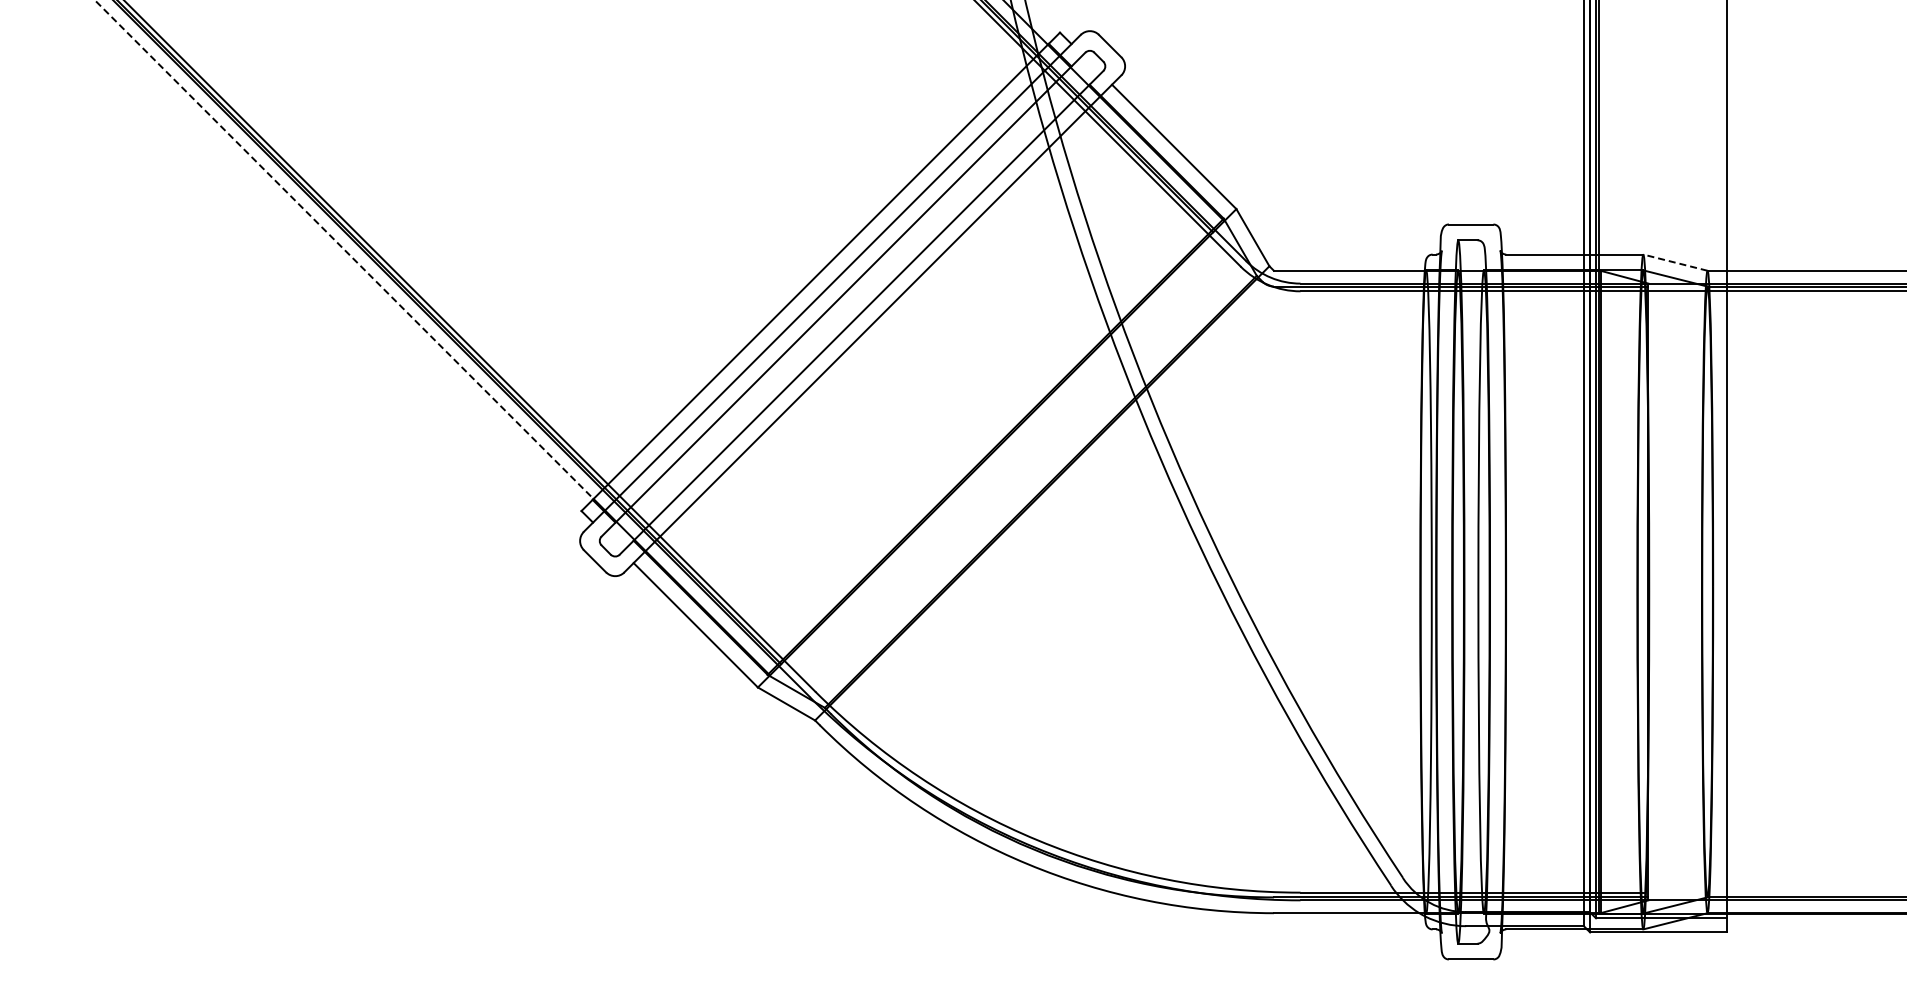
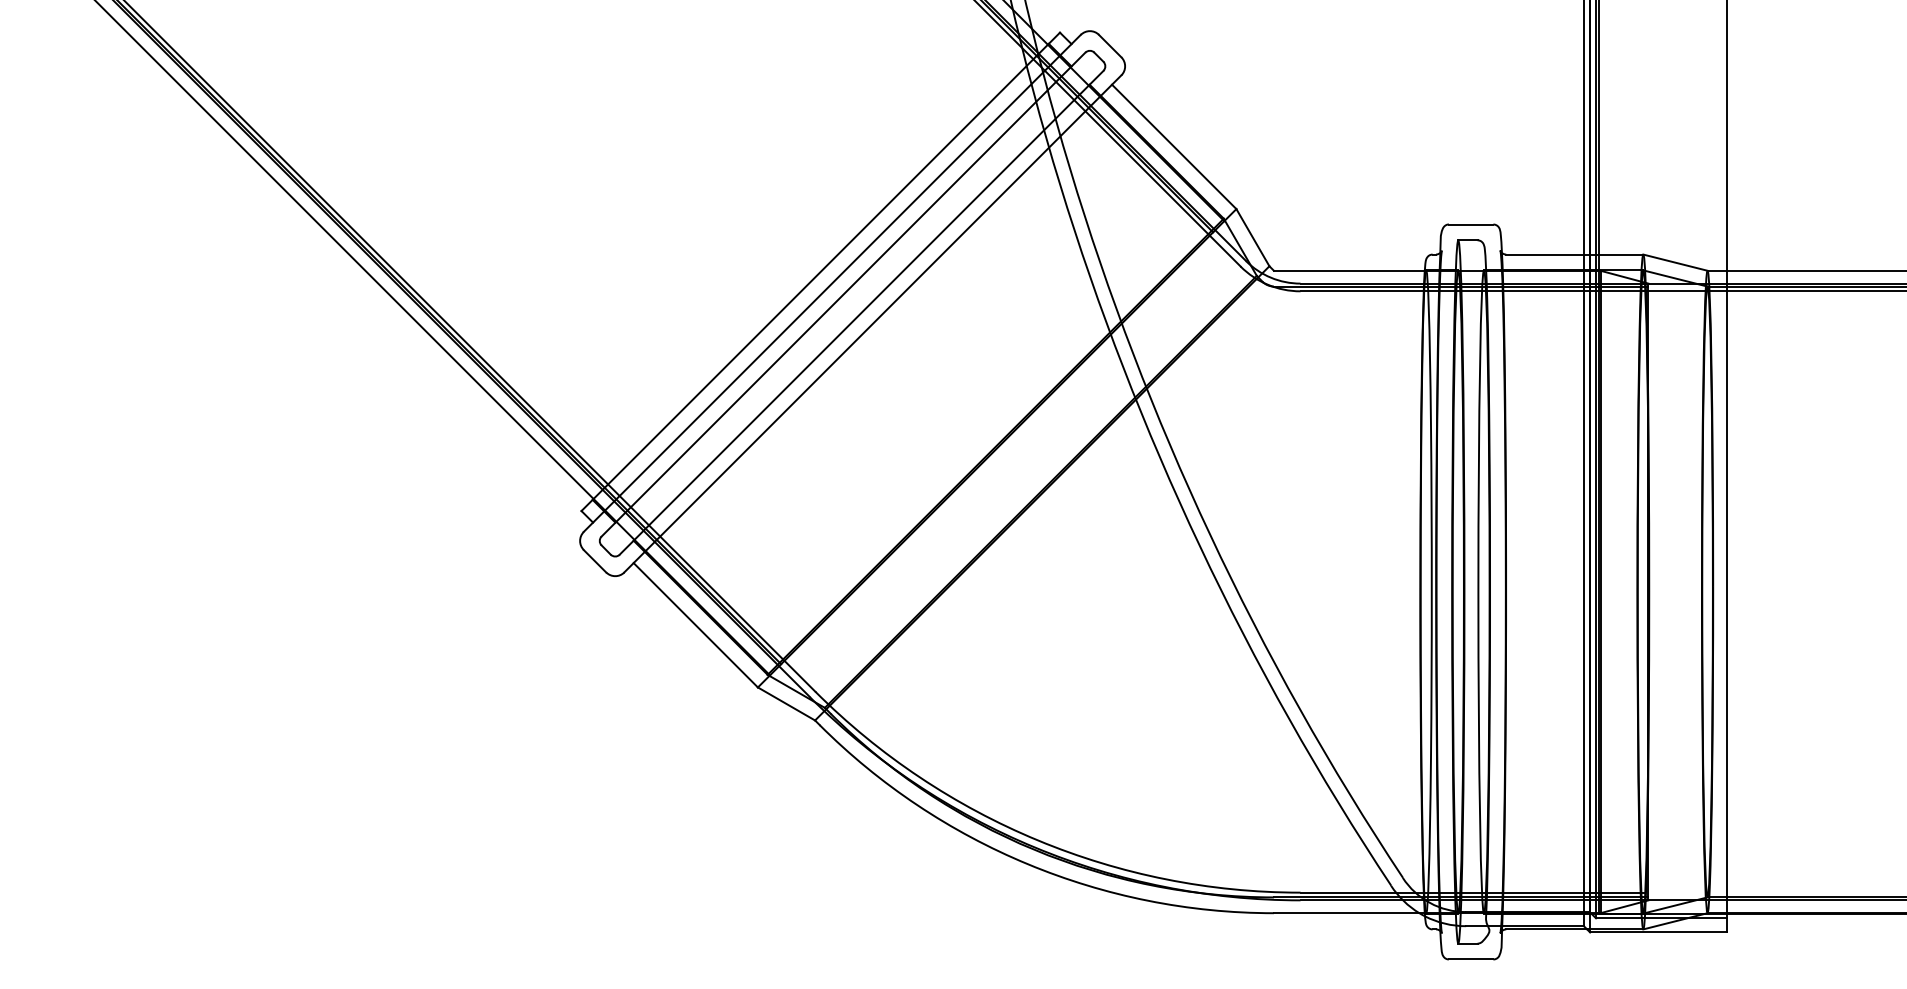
line: dashed -> solid (344, 250)
line: dashed -> solid (1674, 262)
